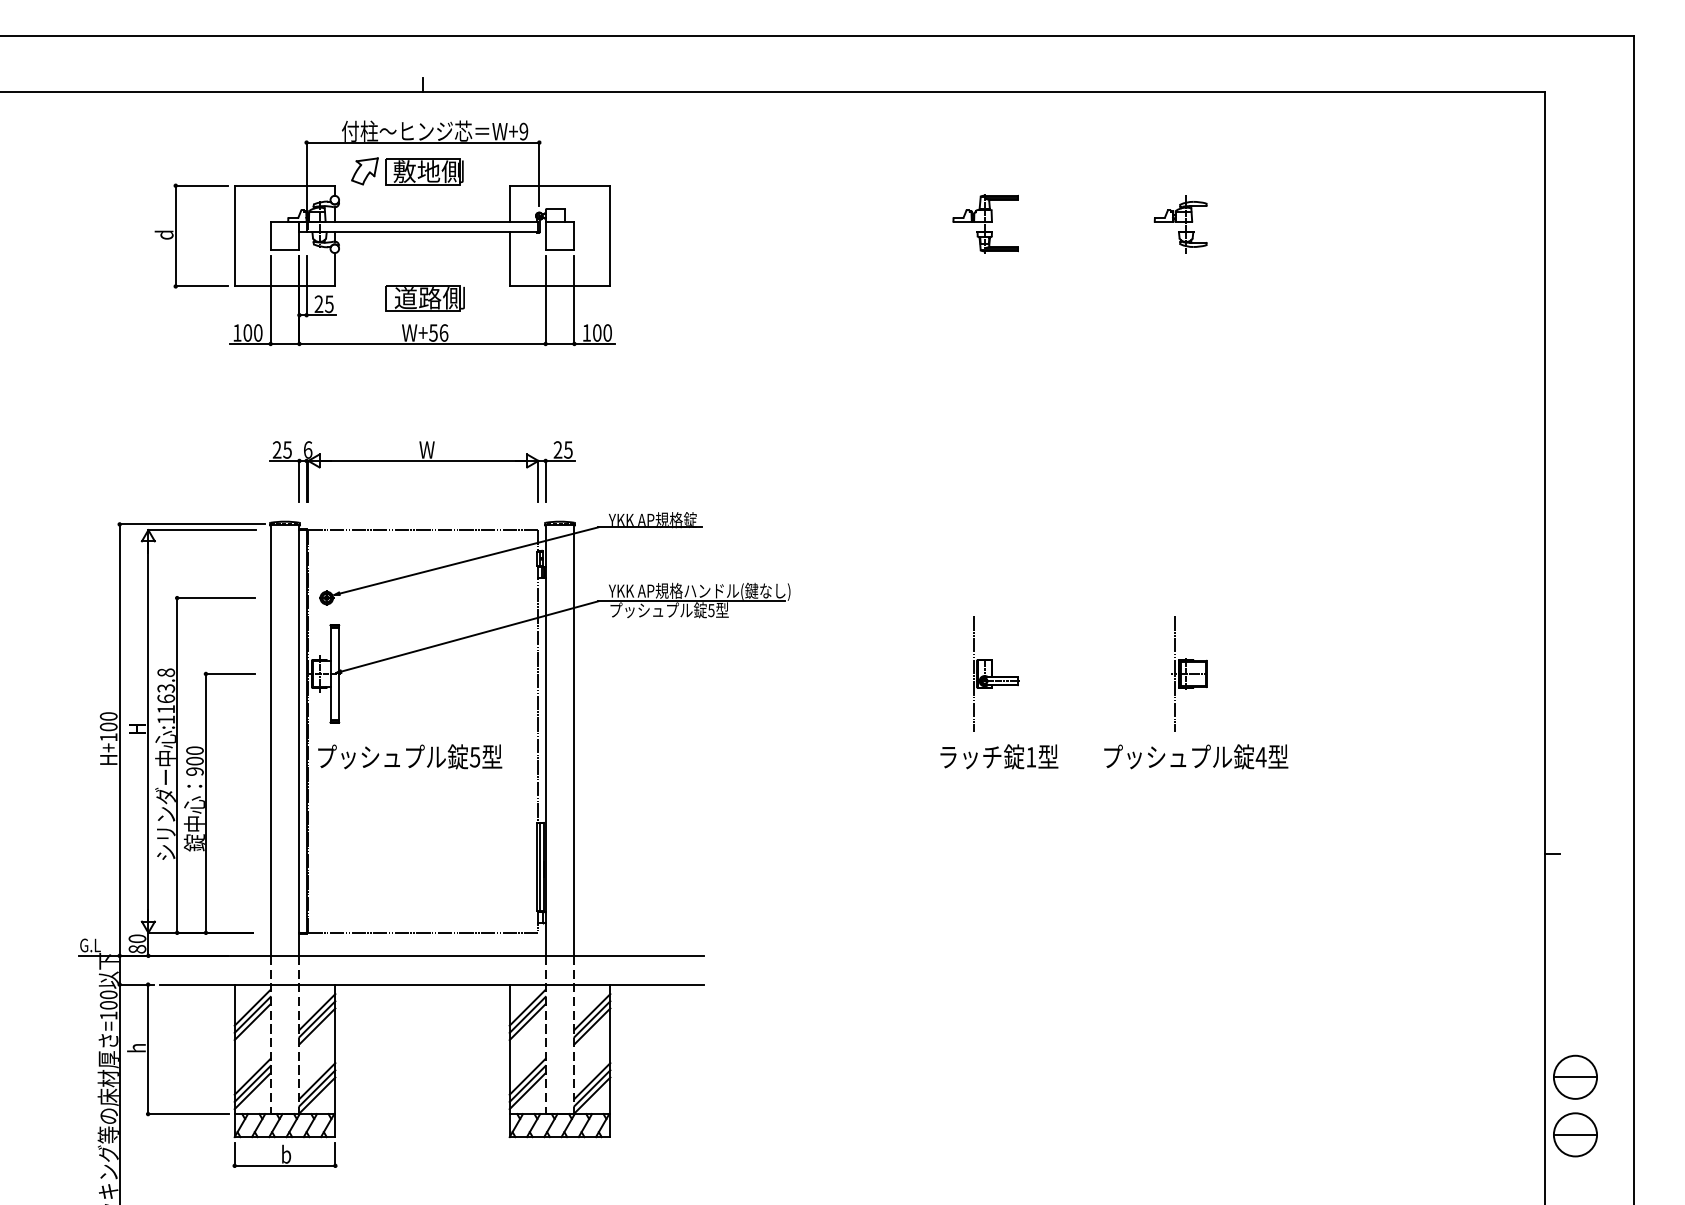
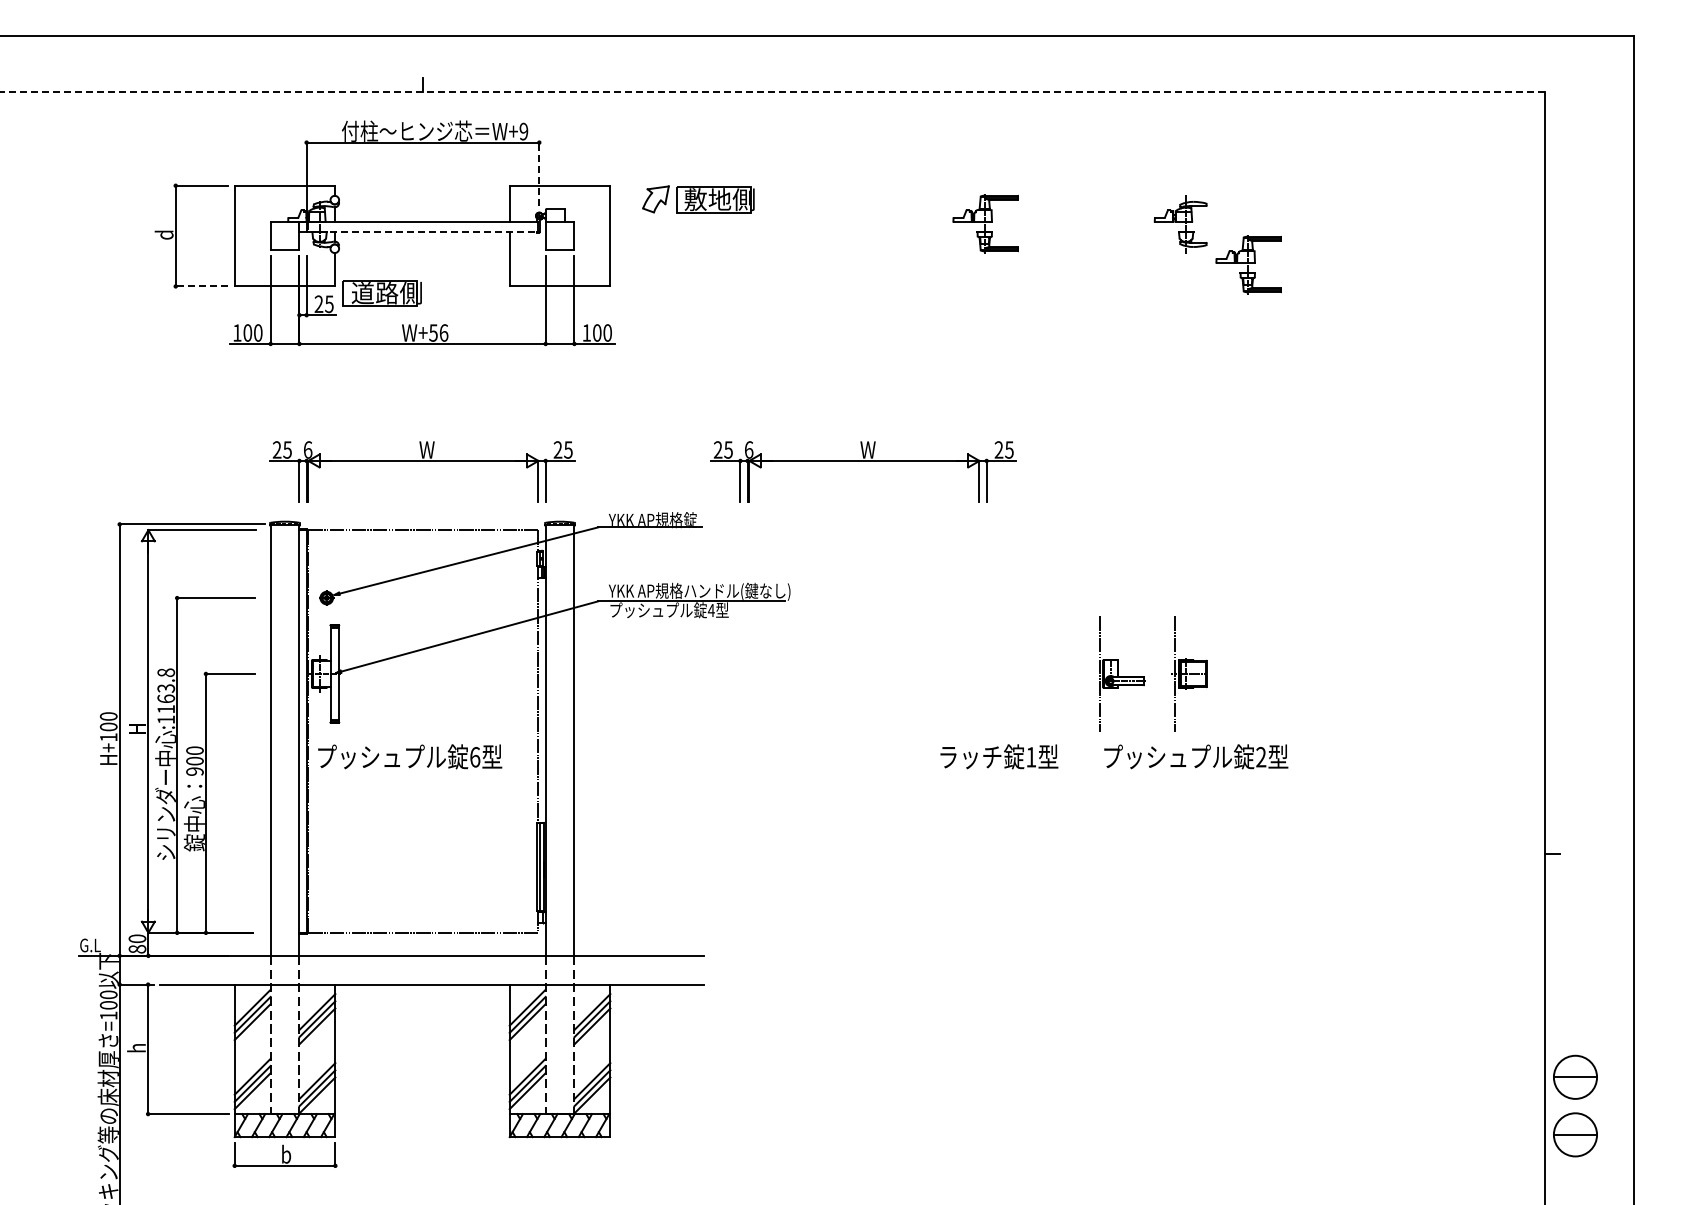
line: solid -> dashed (772, 92)
part position: (407, 171) -> (698, 199) (698, 199)
line: solid -> dashed (539, 174)
line: solid -> dashed (423, 231)
part: none -> present (1248, 264)
line: solid -> dashed (201, 286)
part position: (424, 298) -> (381, 293) (381, 293)
part: none -> present (863, 461)
text: 5 -> 4 (710, 610)
part position: (996, 673) -> (1122, 673) (1122, 673)
text: 5 -> 6 (475, 756)
text: 4 -> 2 (1260, 756)
